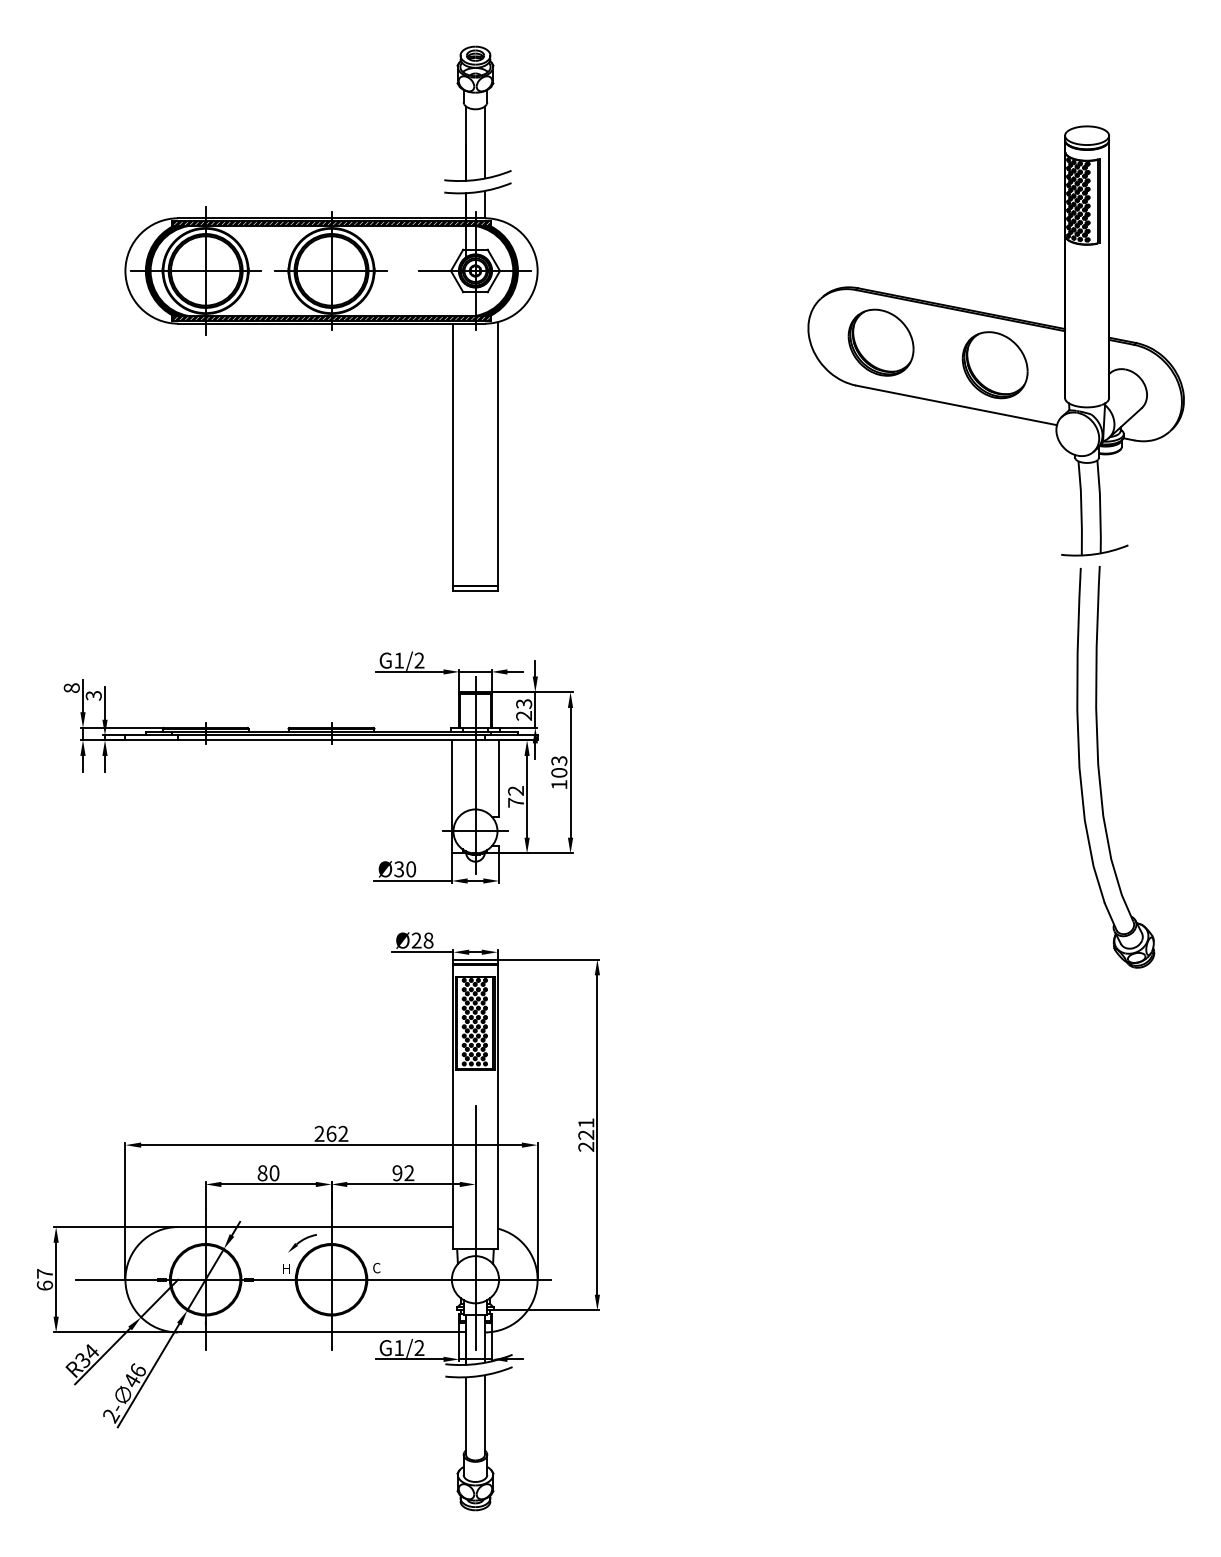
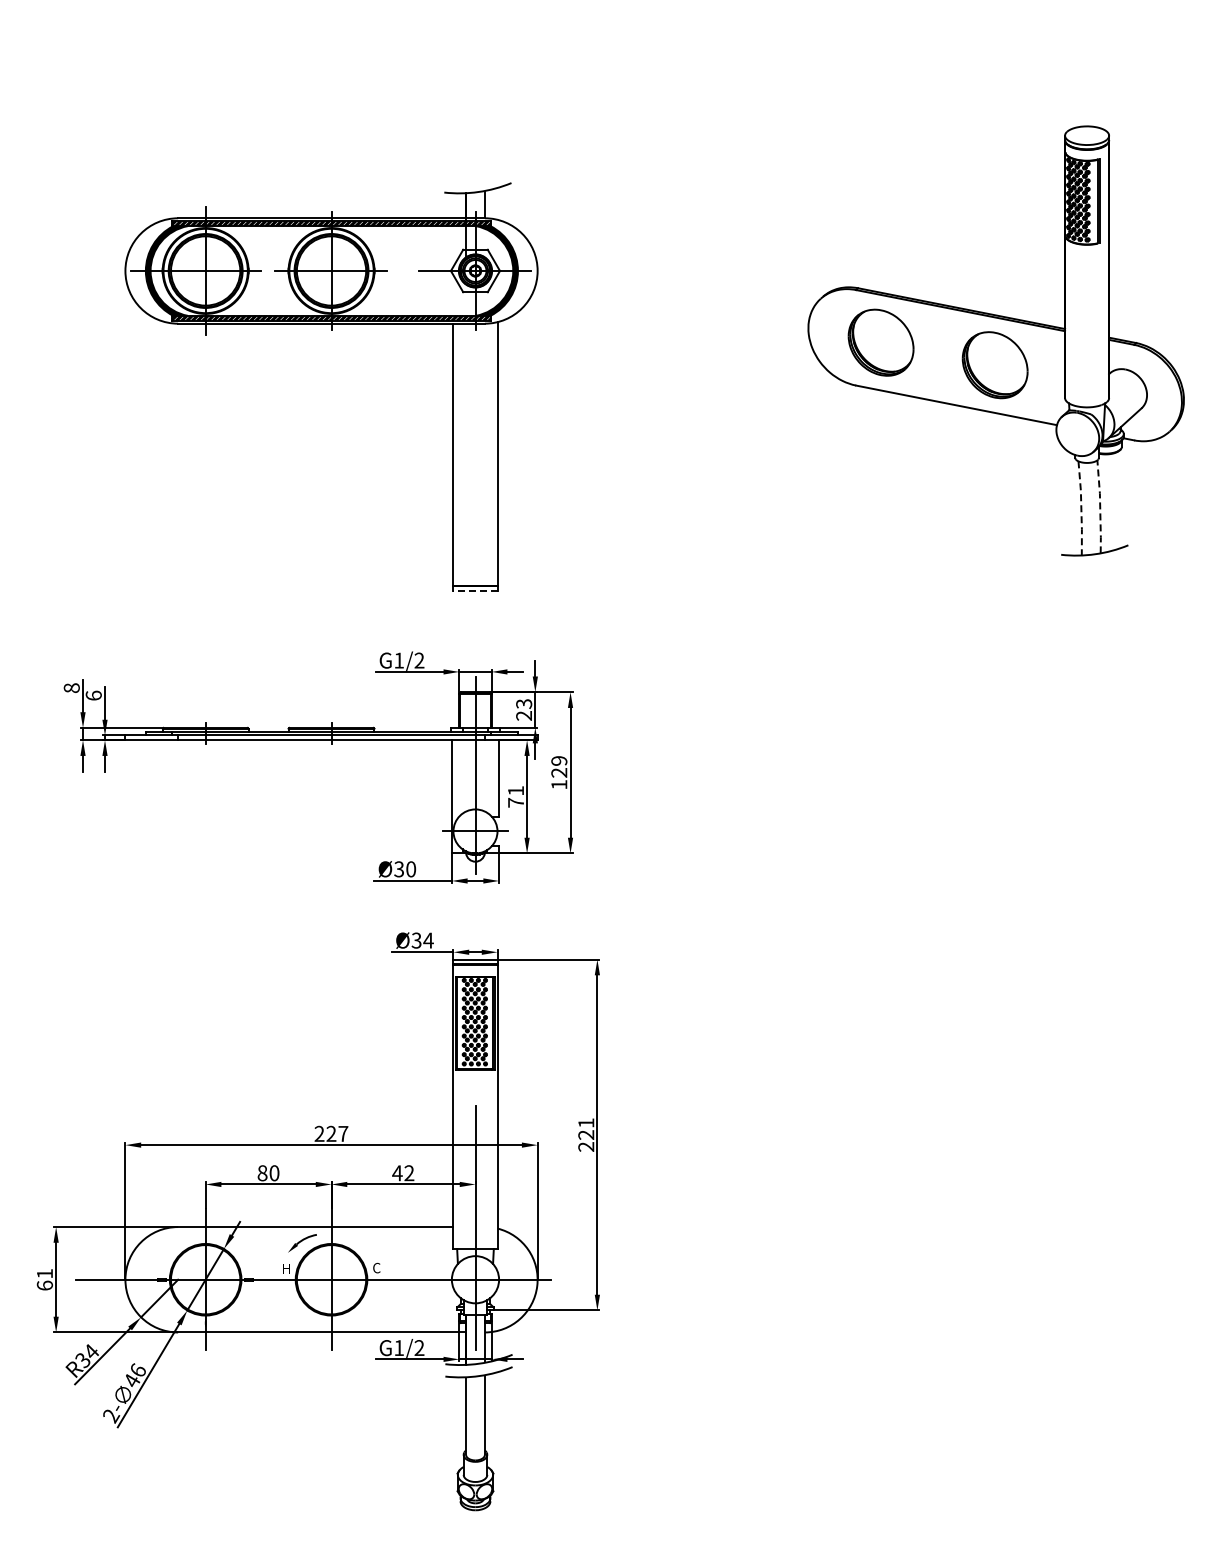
part: present -> none (477, 113)
line: solid -> dashed (1100, 506)
line: solid -> dashed (1081, 508)
line: solid -> dashed (475, 591)
text: 3 -> 6 (93, 695)
text: 103 -> 129 (559, 766)
part: present -> none (1099, 767)
text: 72 -> 71 (515, 790)
text: Ø28 -> Ø34 (422, 940)
text: 262 -> 227 (337, 1133)
text: 92 -> 42 (397, 1173)
text: 67 -> 61 (44, 1273)
